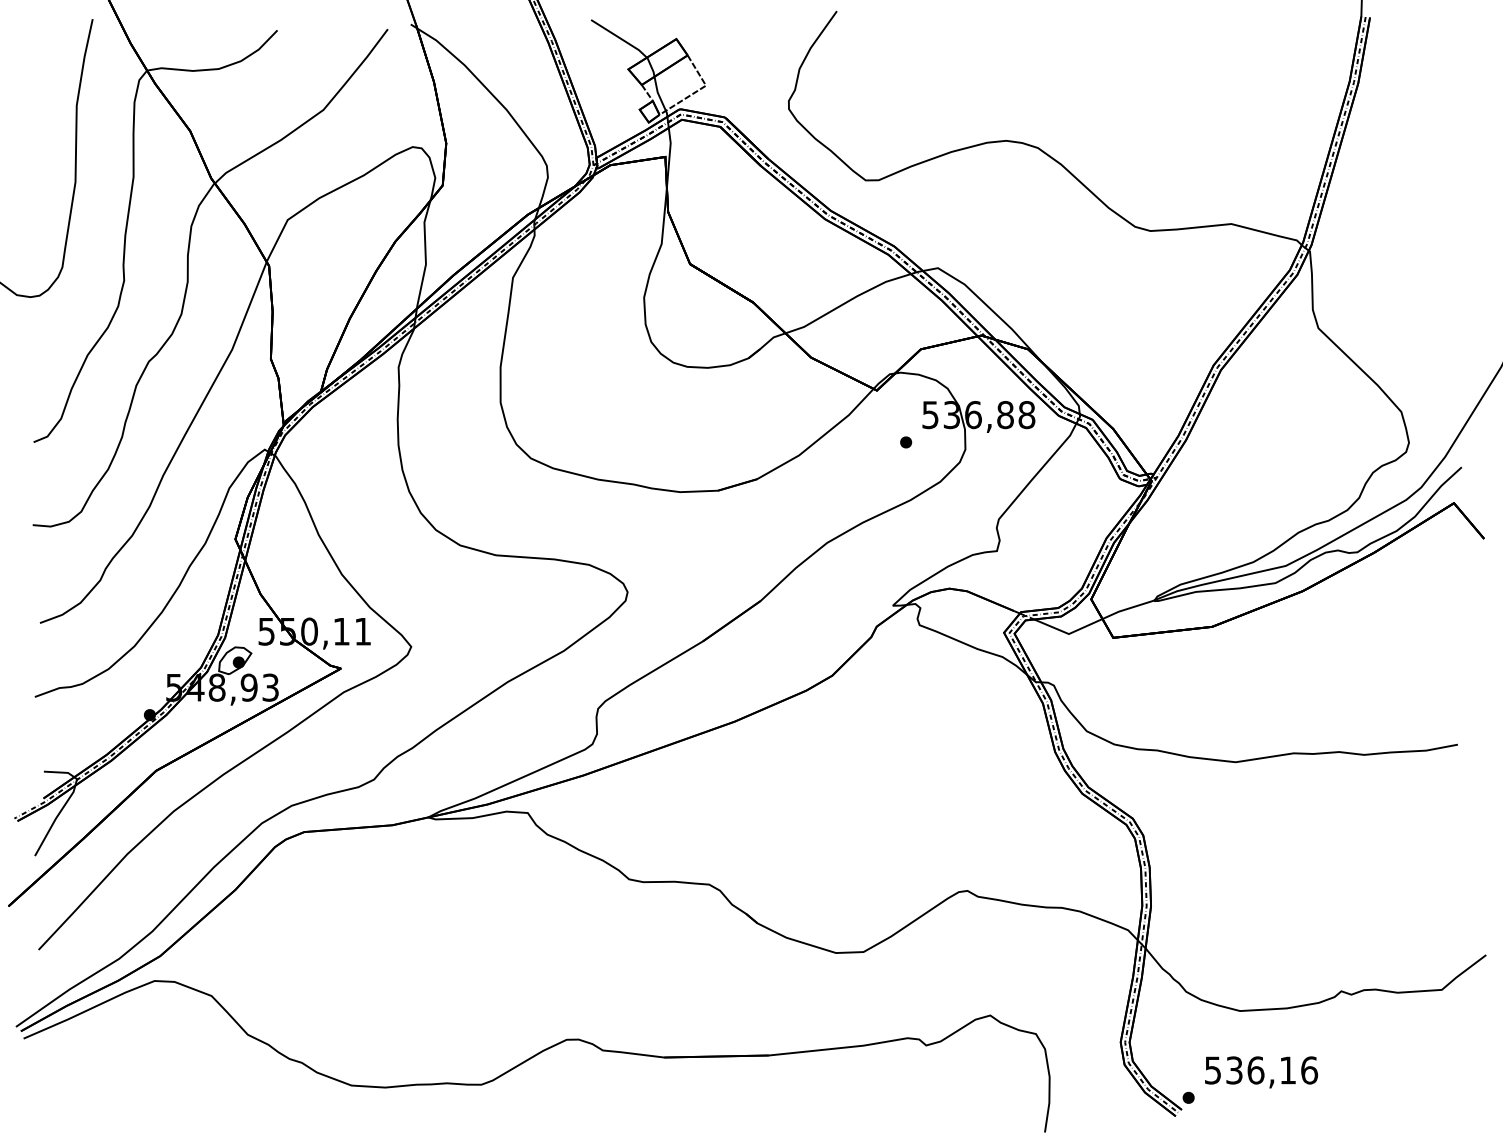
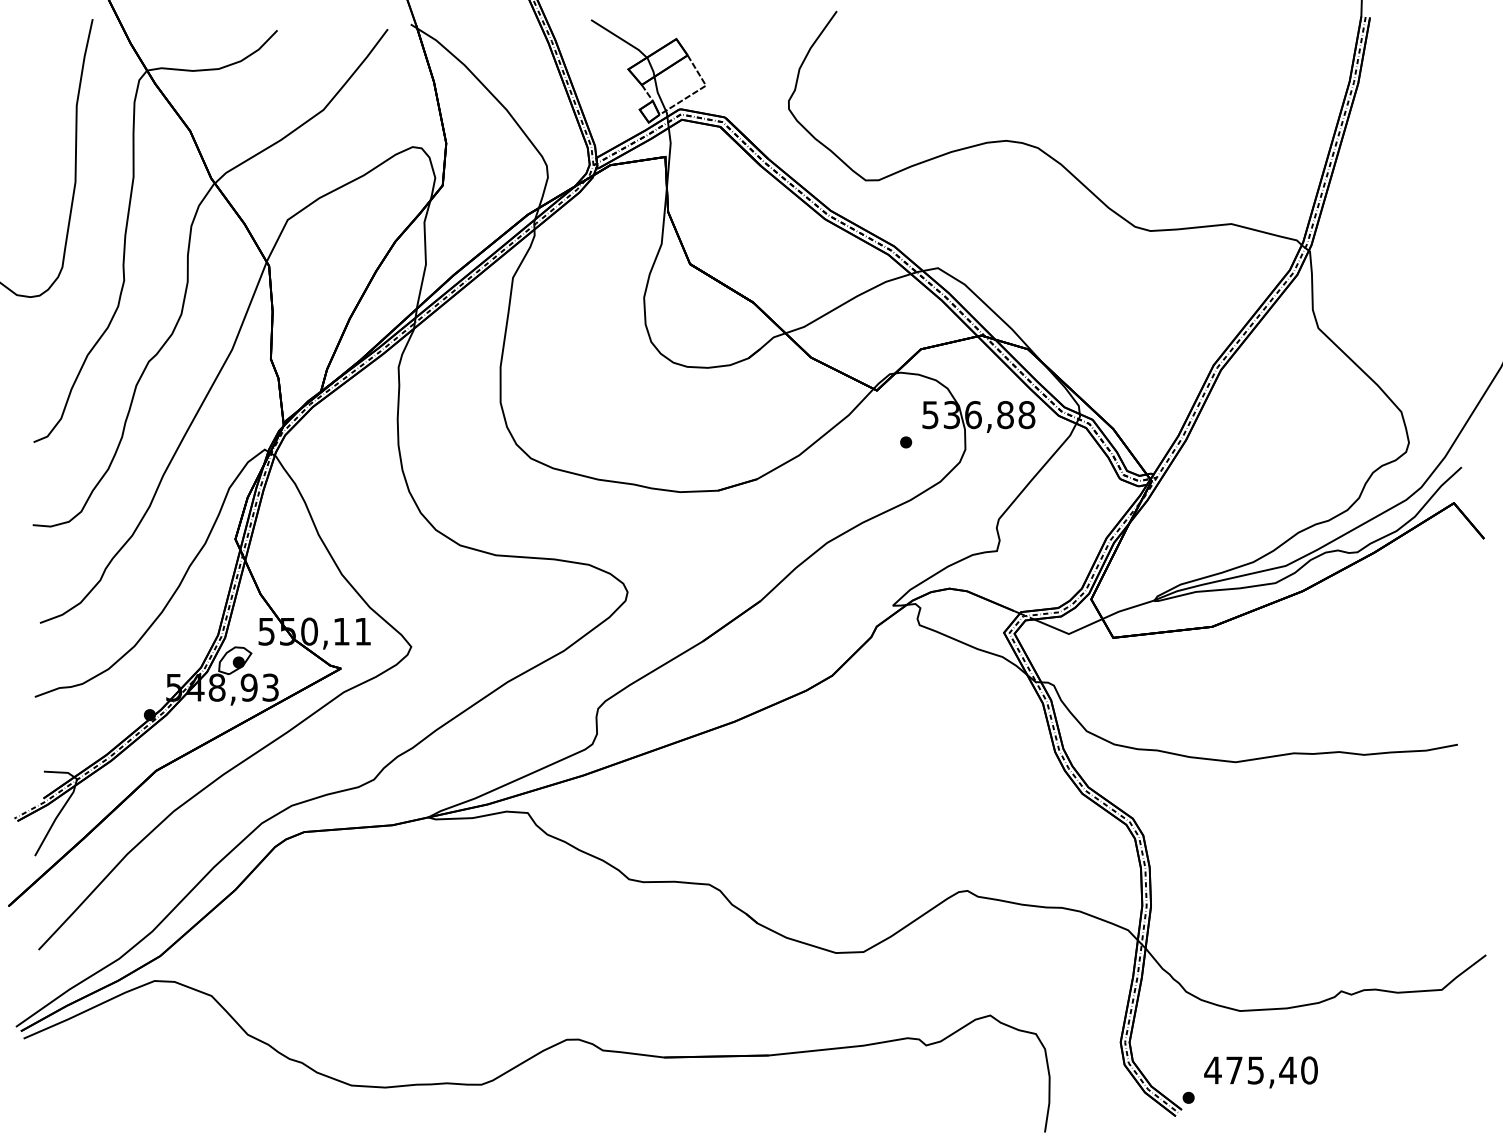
text: 536,16 -> 475,40 (1261, 1070)
